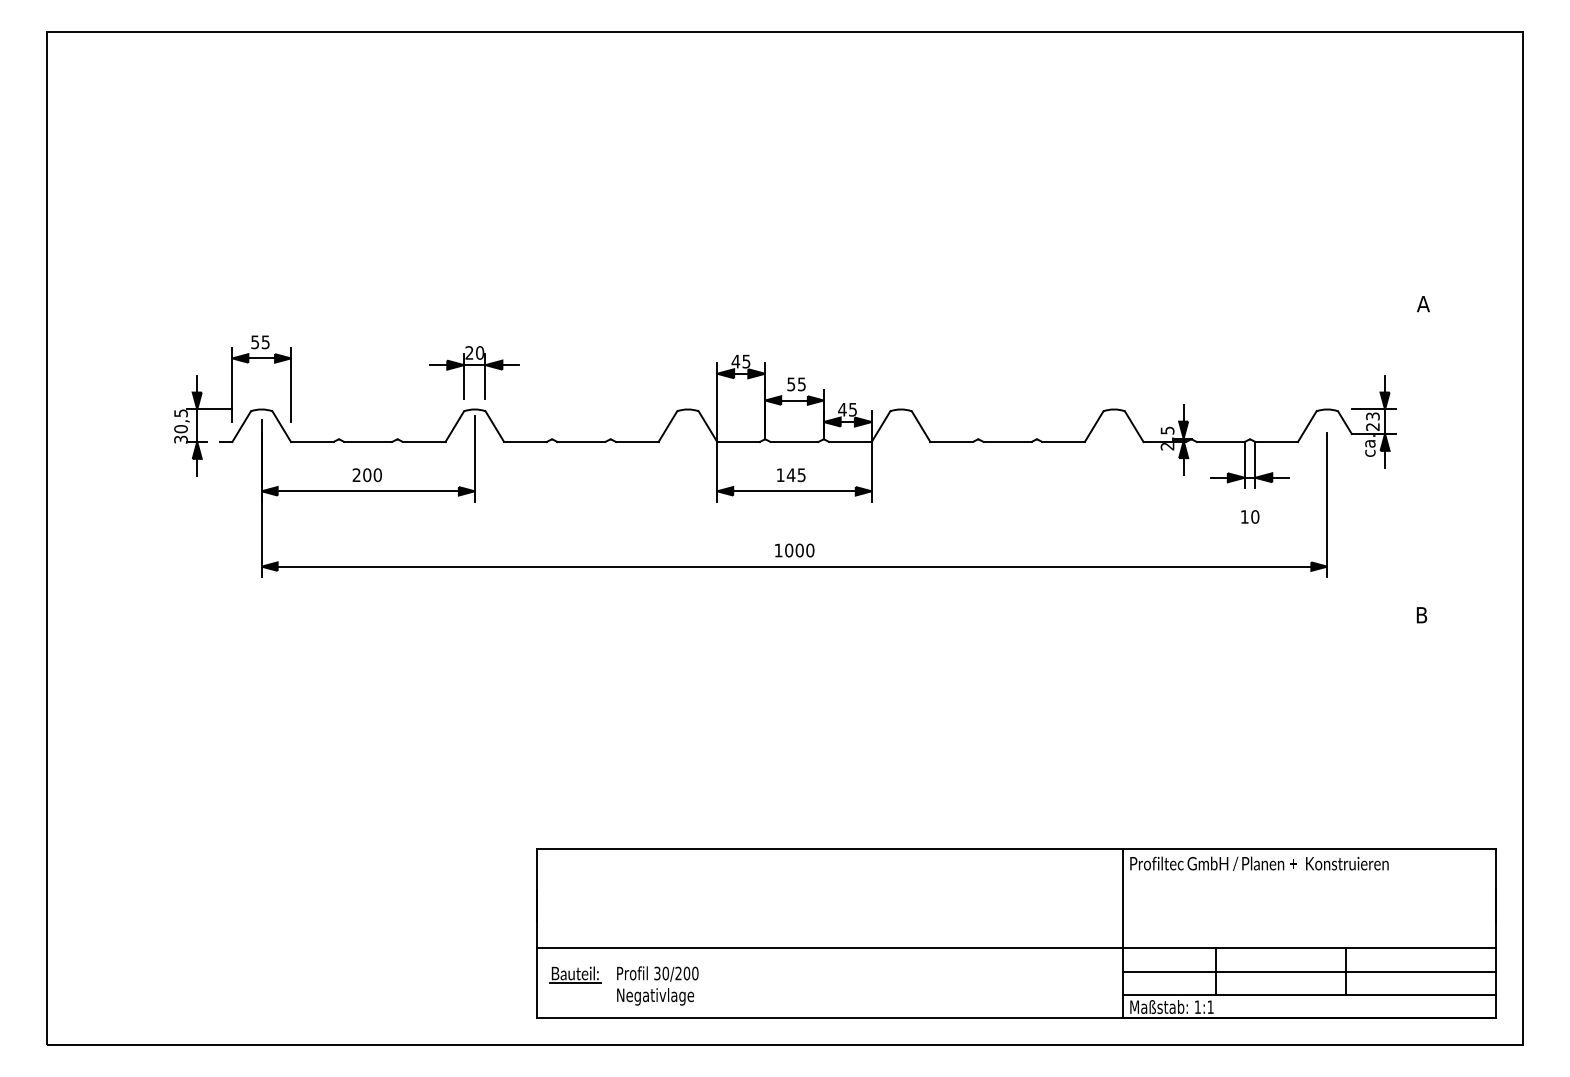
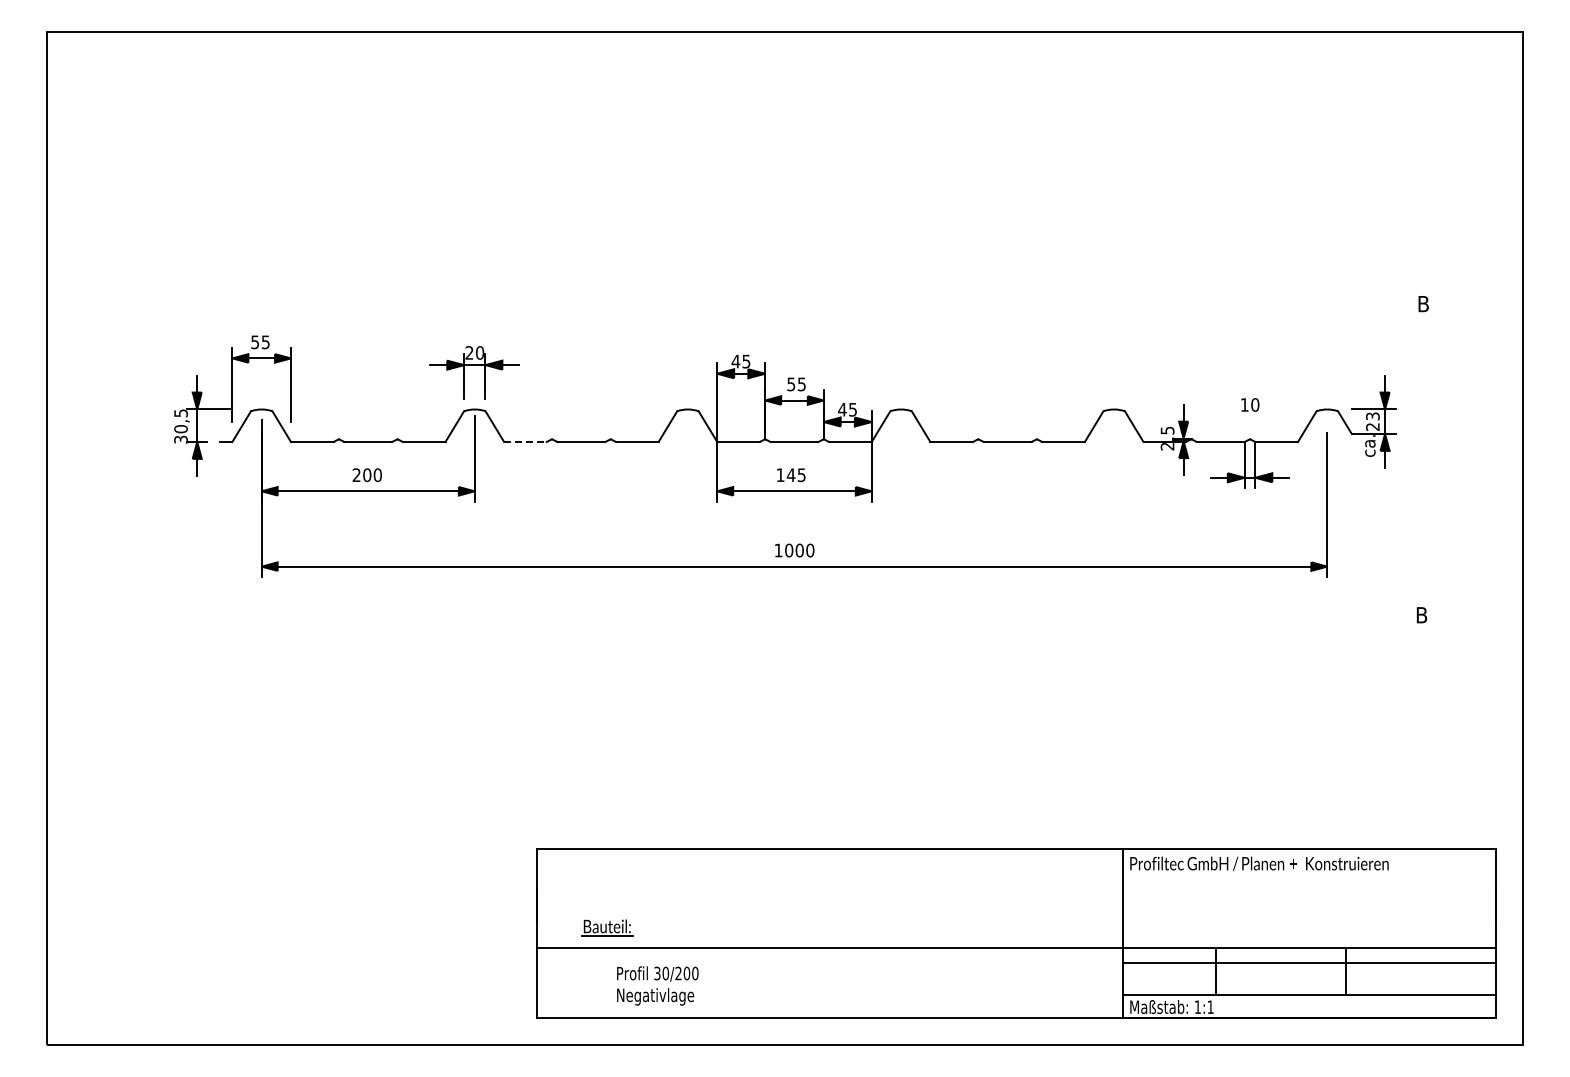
text: A -> B (1423, 304)
line: solid -> dashed (525, 441)
text position: (1250, 516) -> (1250, 404) (1250, 404)
line position: (1309, 972) -> (1309, 963) (1309, 963)
part position: (575, 974) -> (607, 927) (607, 927)
